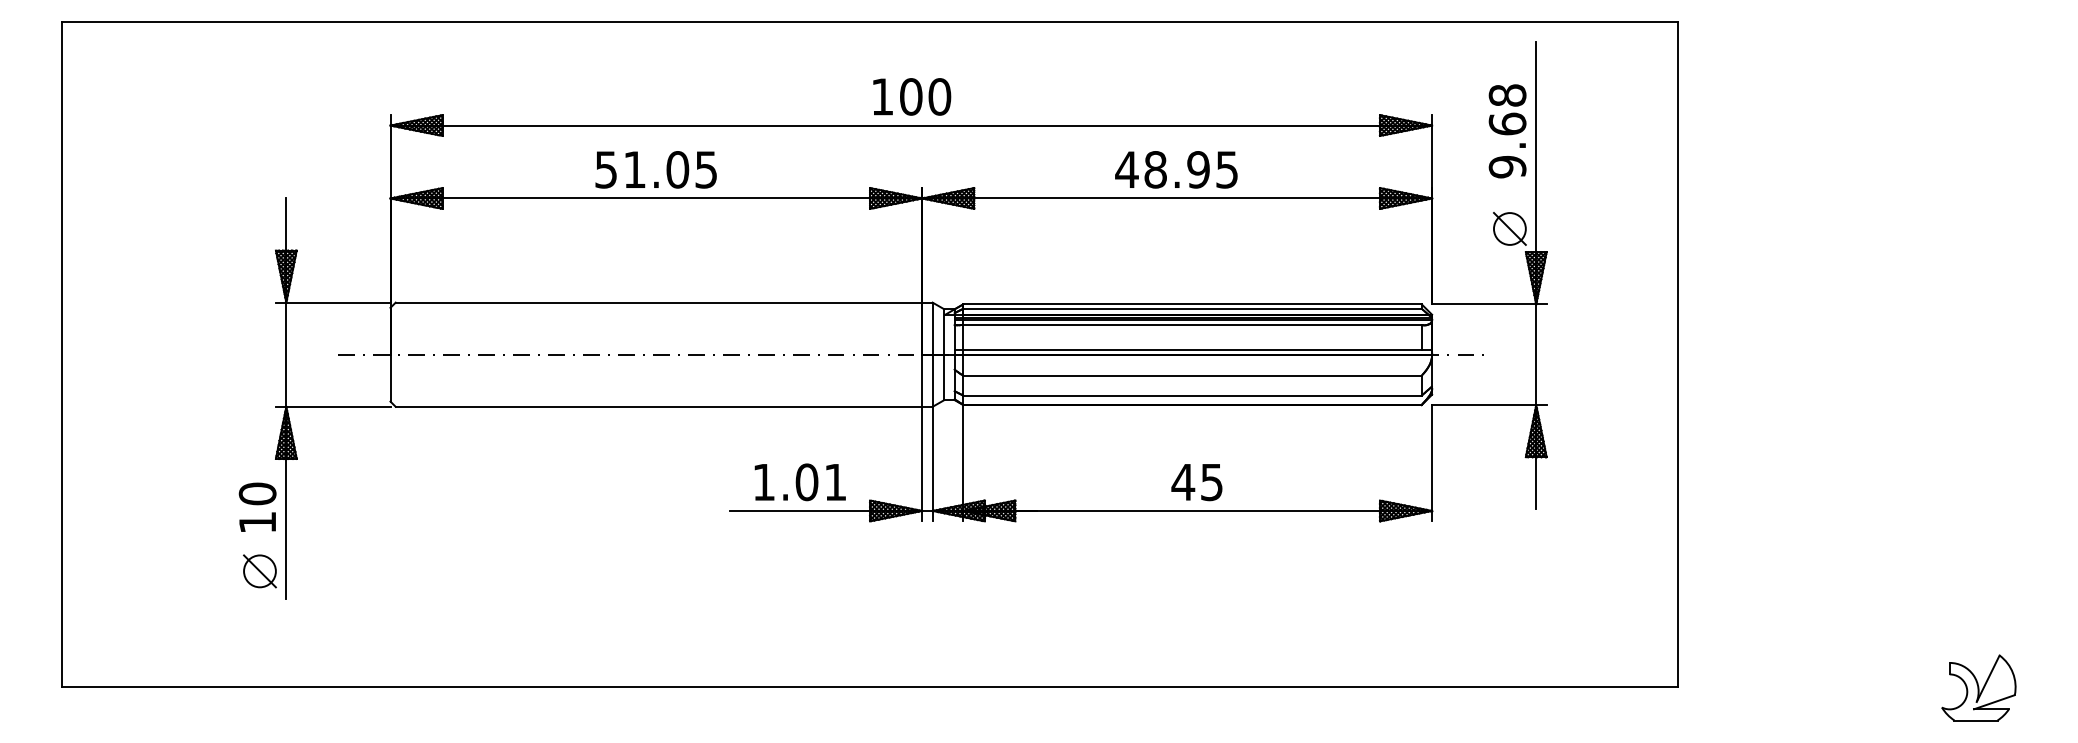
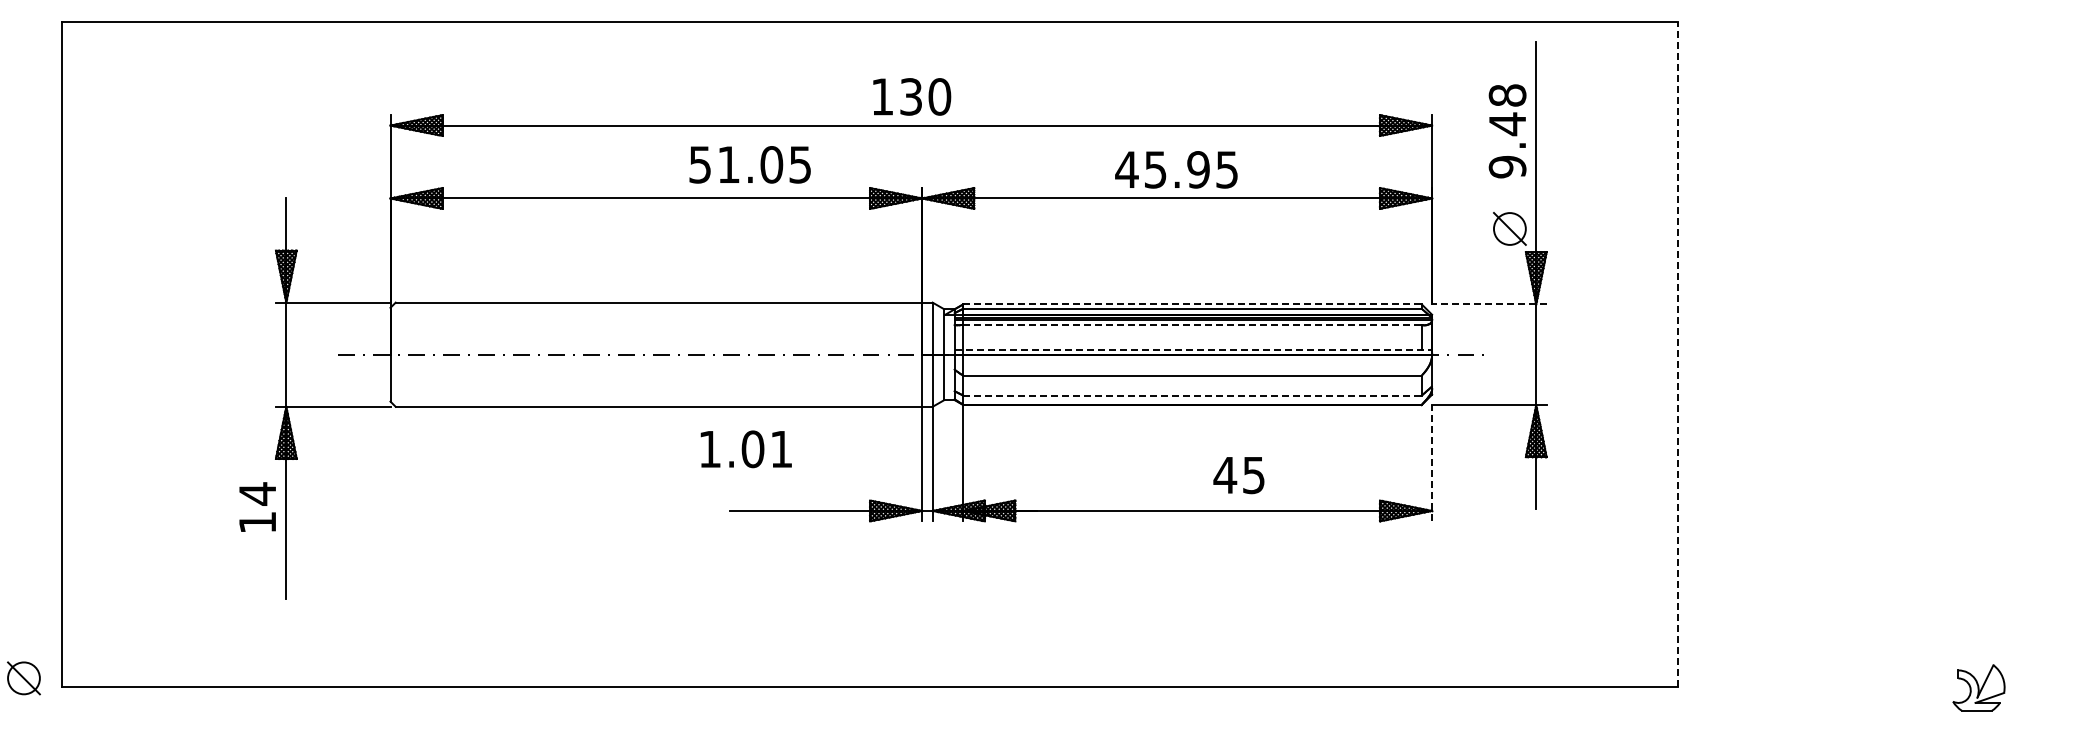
text: 100 -> 130 (911, 96)
text: 9.68 -> 9.48 (1507, 124)
text position: (655, 169) -> (749, 164) (749, 164)
text: 48.95 -> 45.95 (1155, 169)
line: solid -> dashed (1193, 304)
line: solid -> dashed (1488, 304)
line: solid -> dashed (1193, 325)
line: solid -> dashed (1193, 349)
line: solid -> dashed (1677, 354)
line: solid -> dashed (1193, 395)
line: solid -> dashed (1432, 462)
text position: (799, 482) -> (745, 449) (745, 449)
text position: (1196, 482) -> (1238, 475) (1238, 475)
text: 10 -> 14 (257, 493)
part position: (259, 571) -> (23, 678) (23, 678)
part size: 76x68 px -> 54x48 px (1978, 687)
